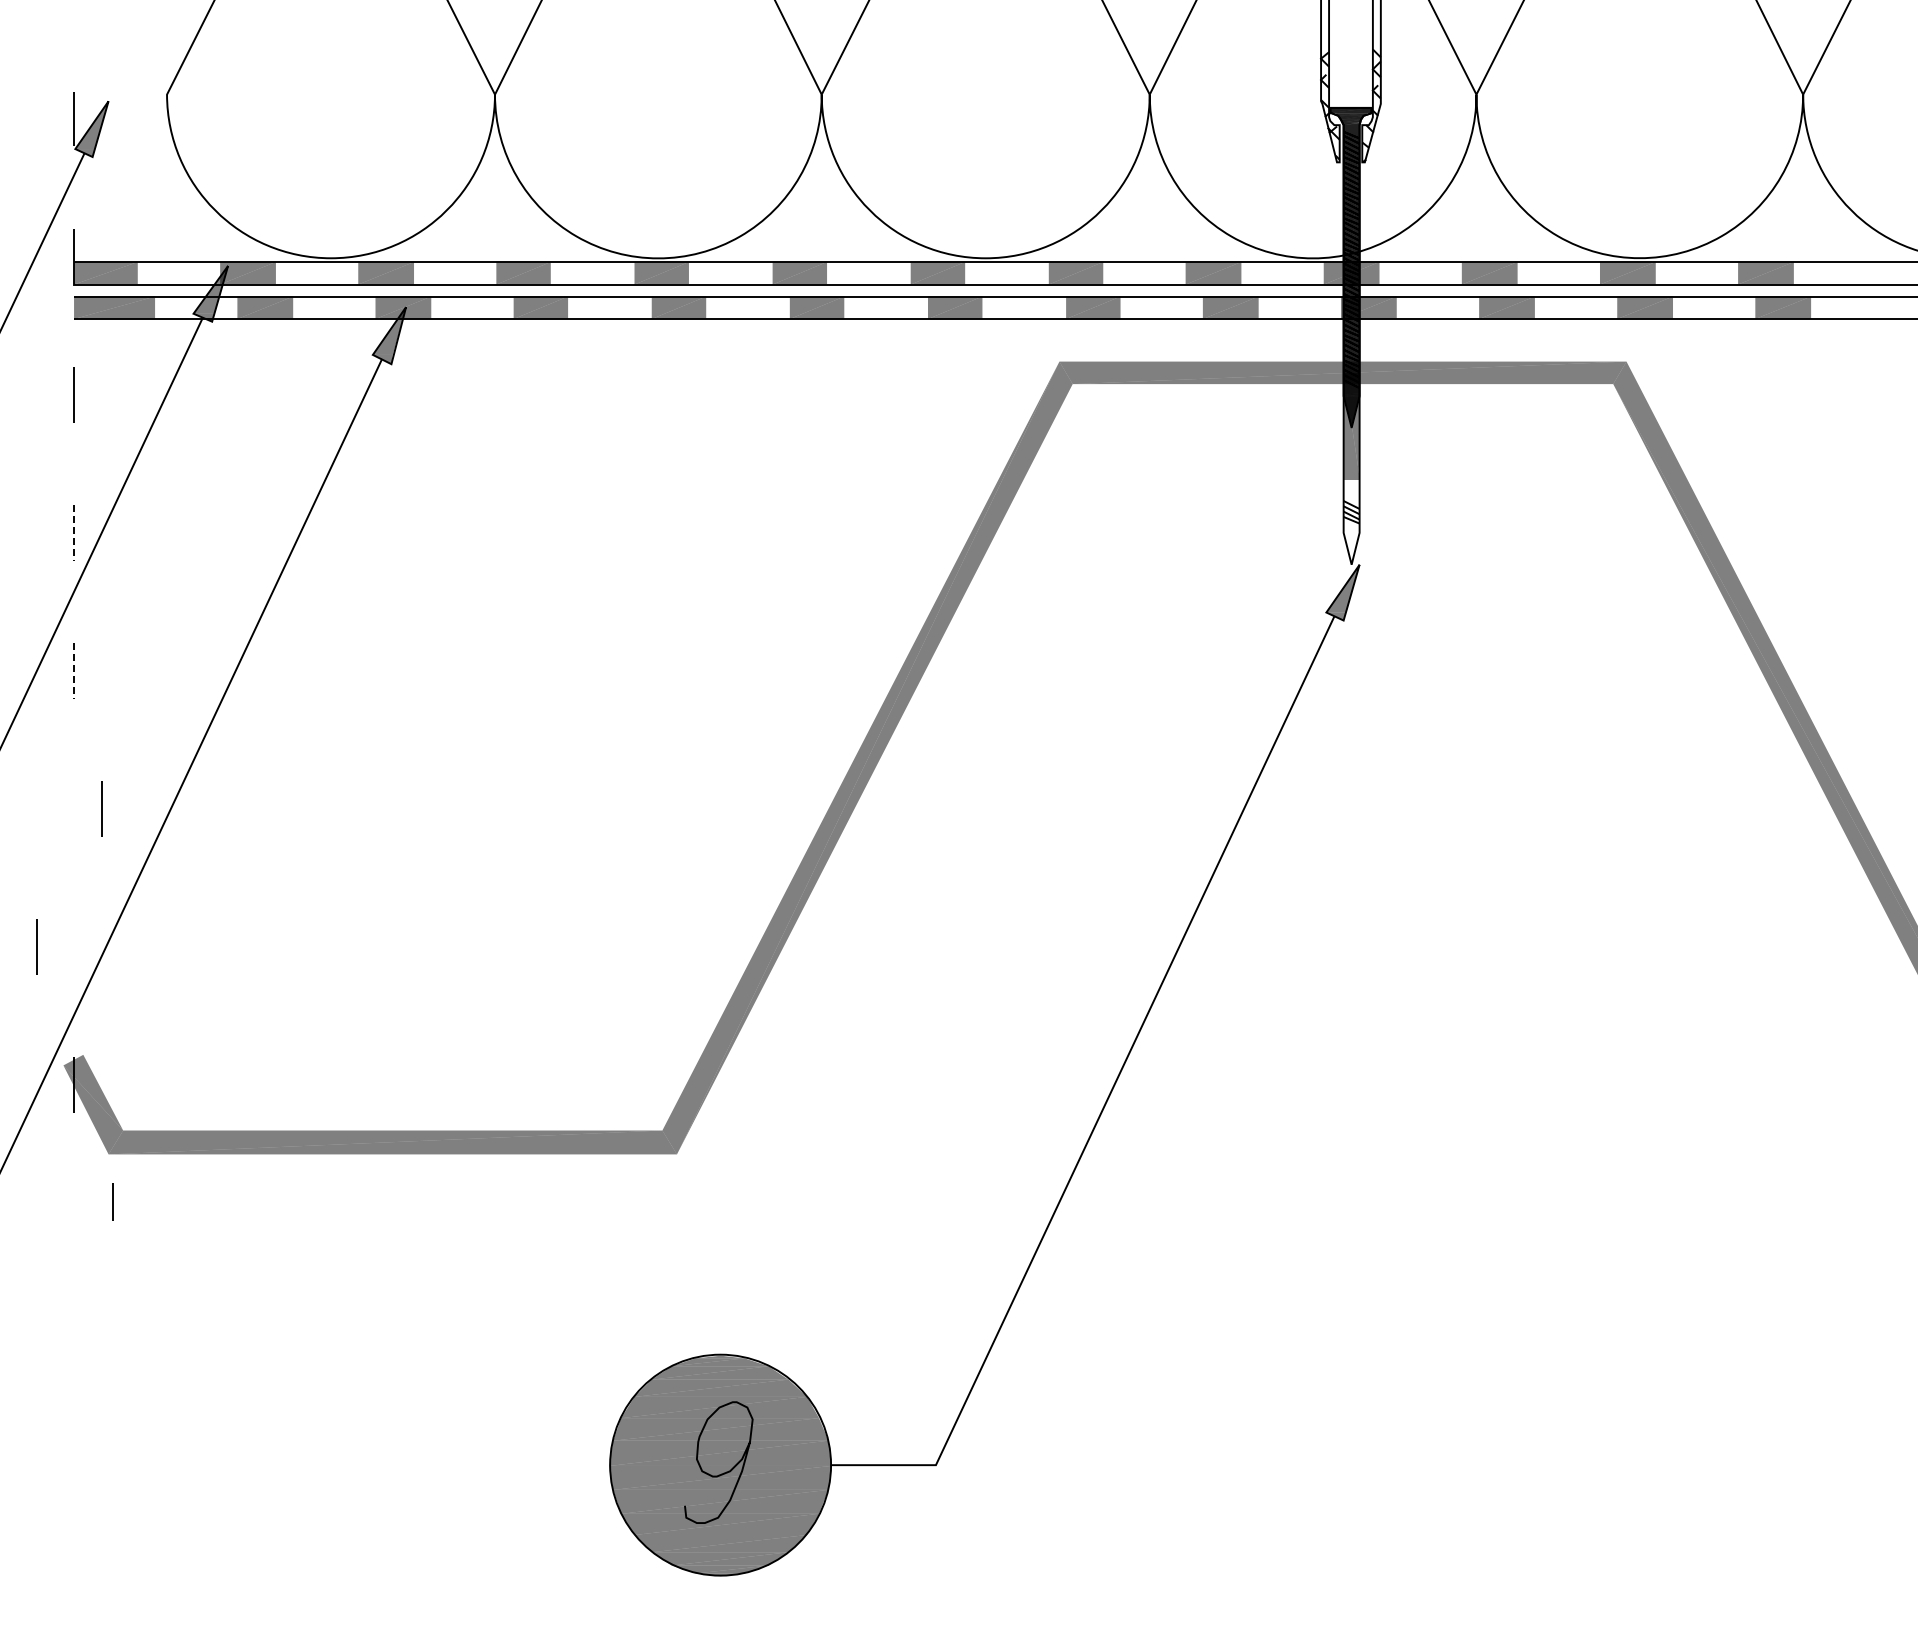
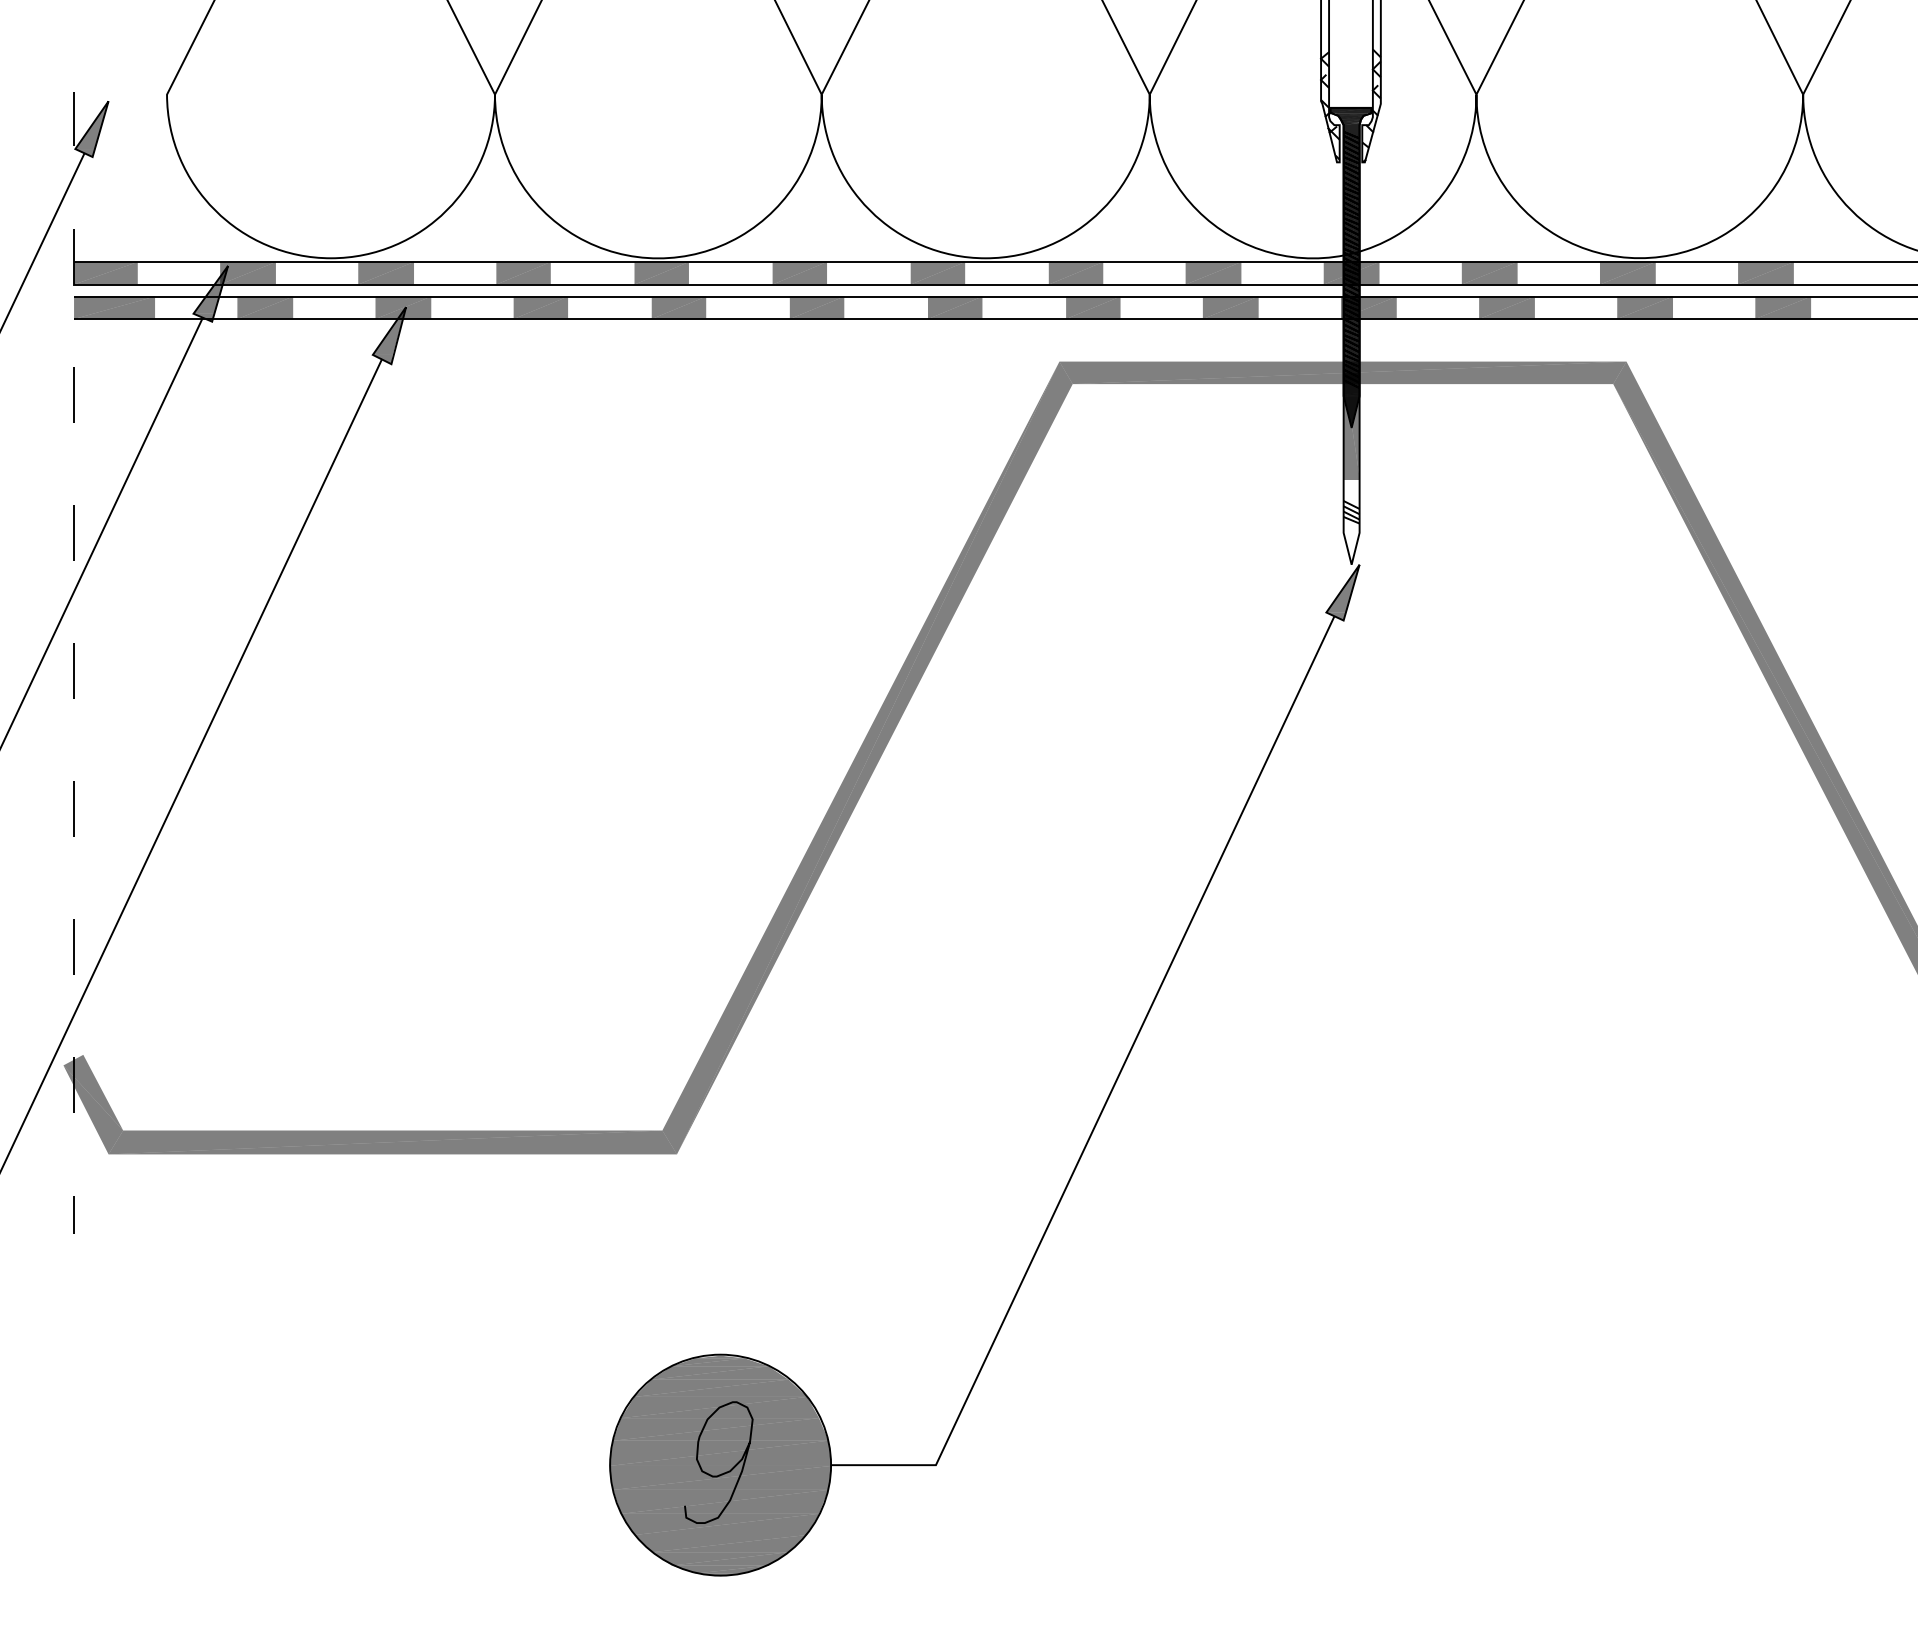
line: dashed -> solid (74, 532)
line: dashed -> solid (74, 670)
line position: (101, 808) -> (73, 808) (73, 808)
line position: (36, 946) -> (73, 946) (73, 946)
line position: (112, 1201) -> (73, 1214) (73, 1214)
